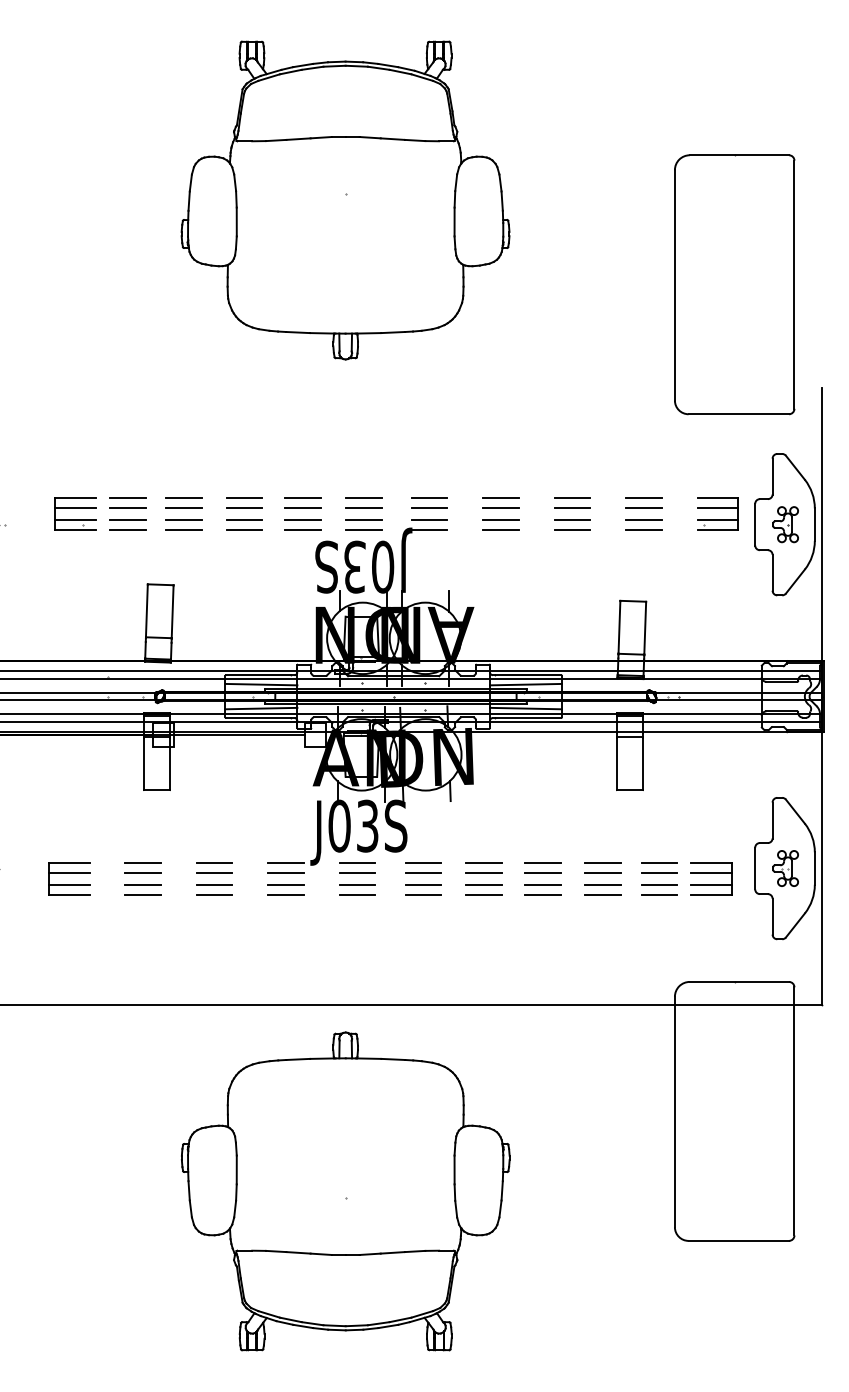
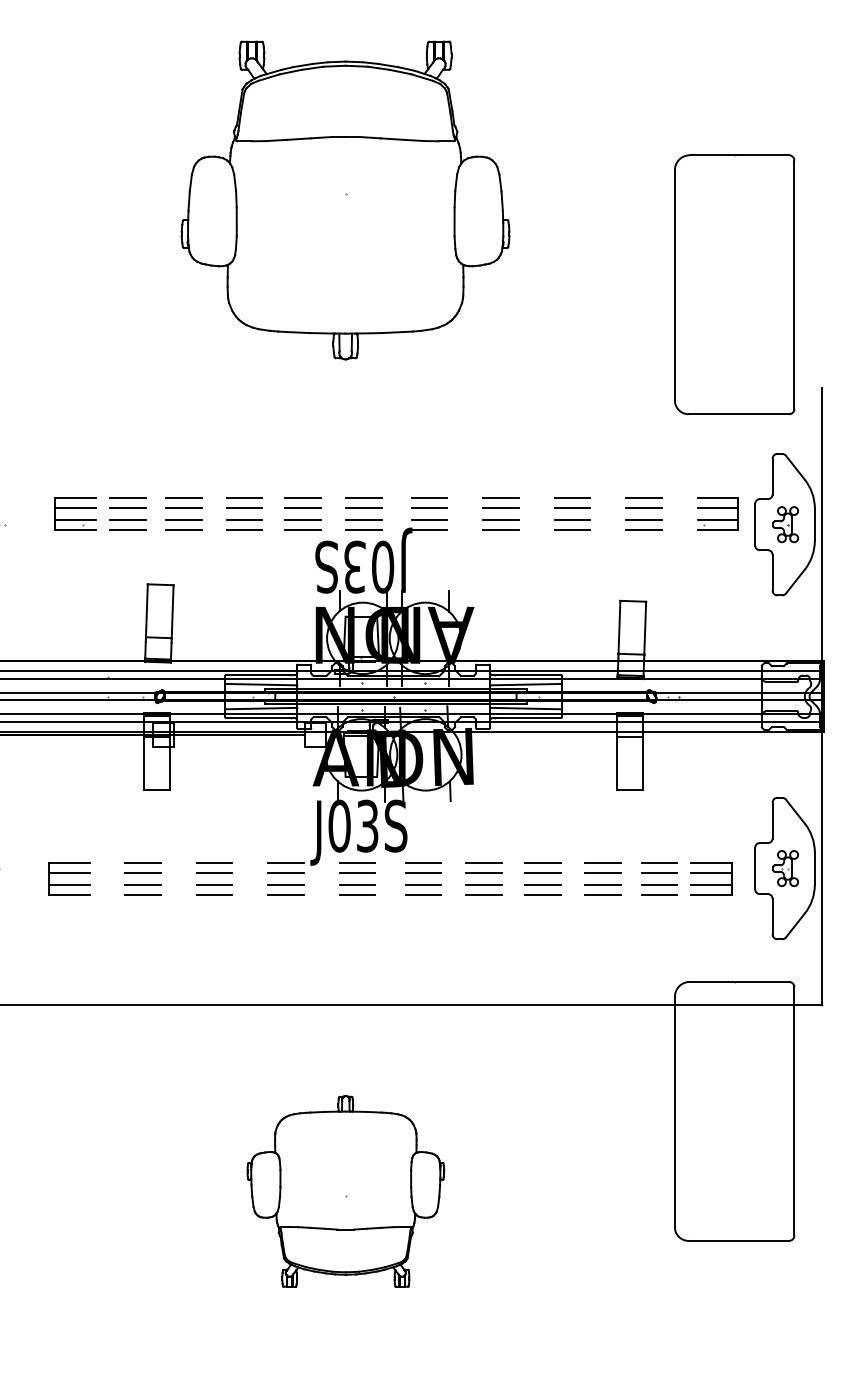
part size: 330x321 px -> 200x193 px (345, 1191)
